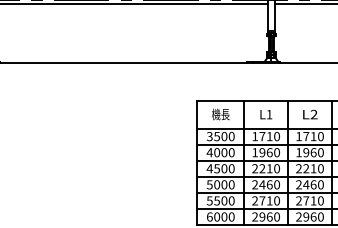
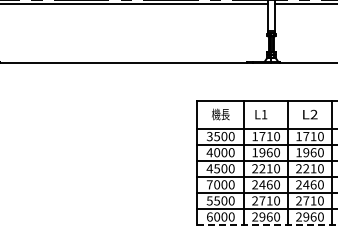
text position: (266, 114) -> (261, 114) (261, 114)
text: 5000 -> 7000 (209, 184)
line: solid -> dashed (267, 225)
